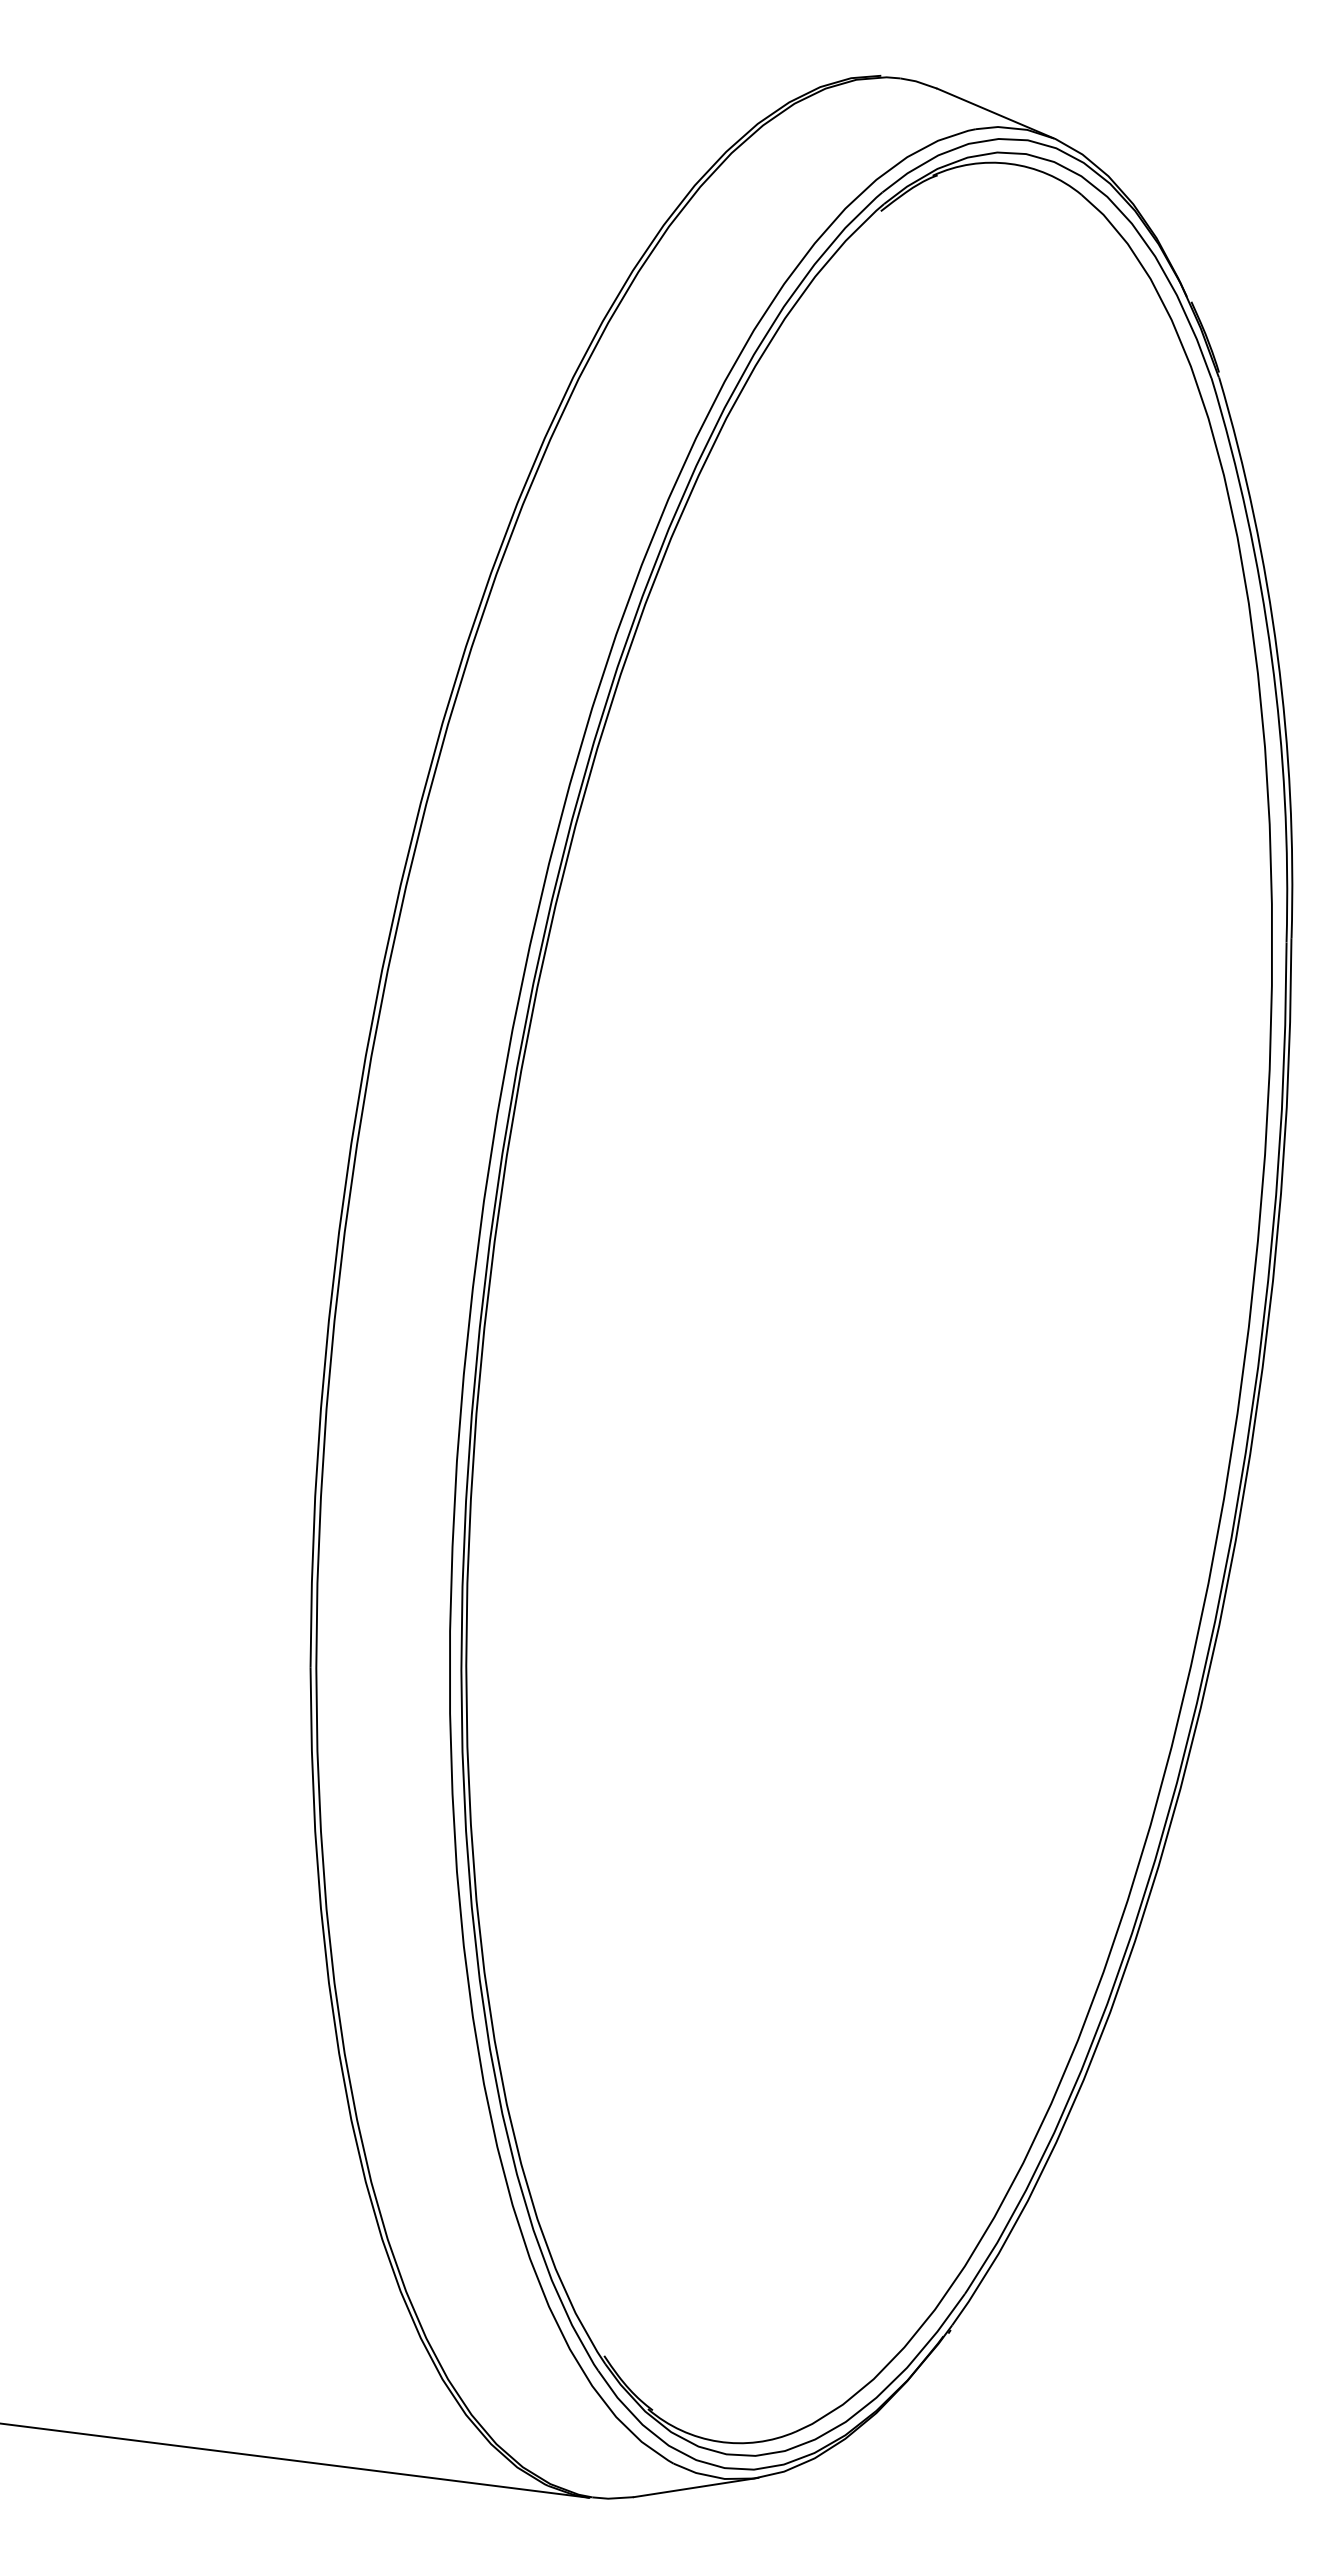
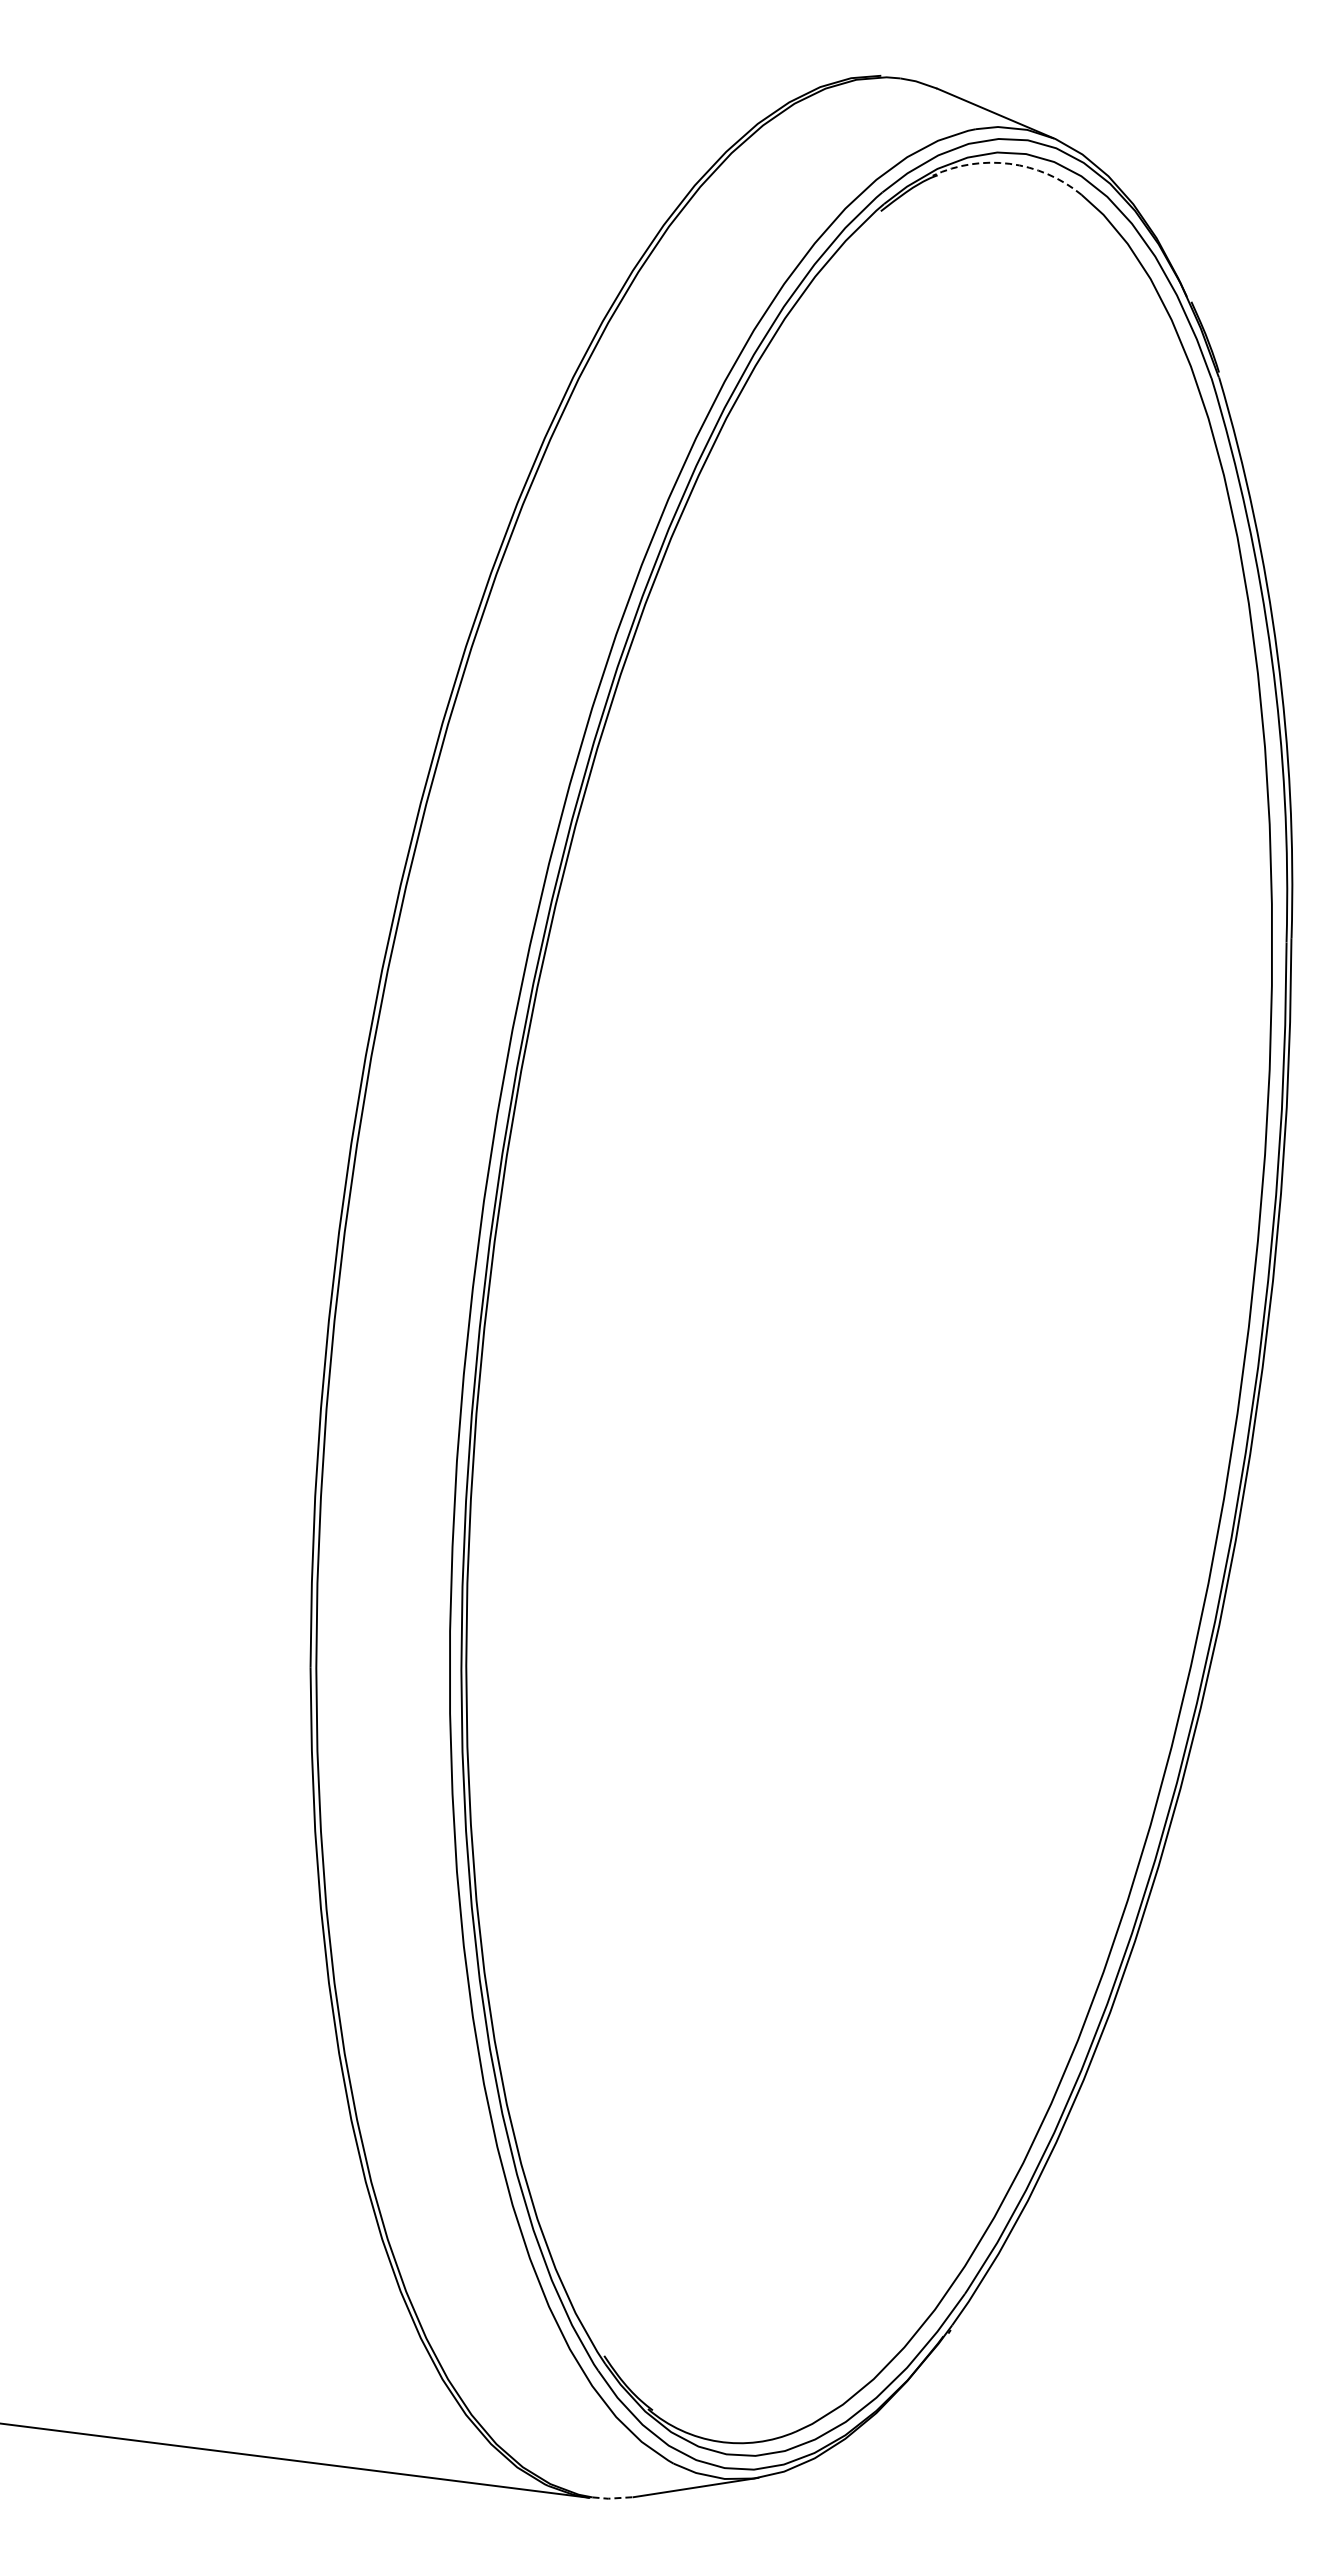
arc: solid -> dashed (1009, 163)
line: solid -> dashed (613, 2498)
